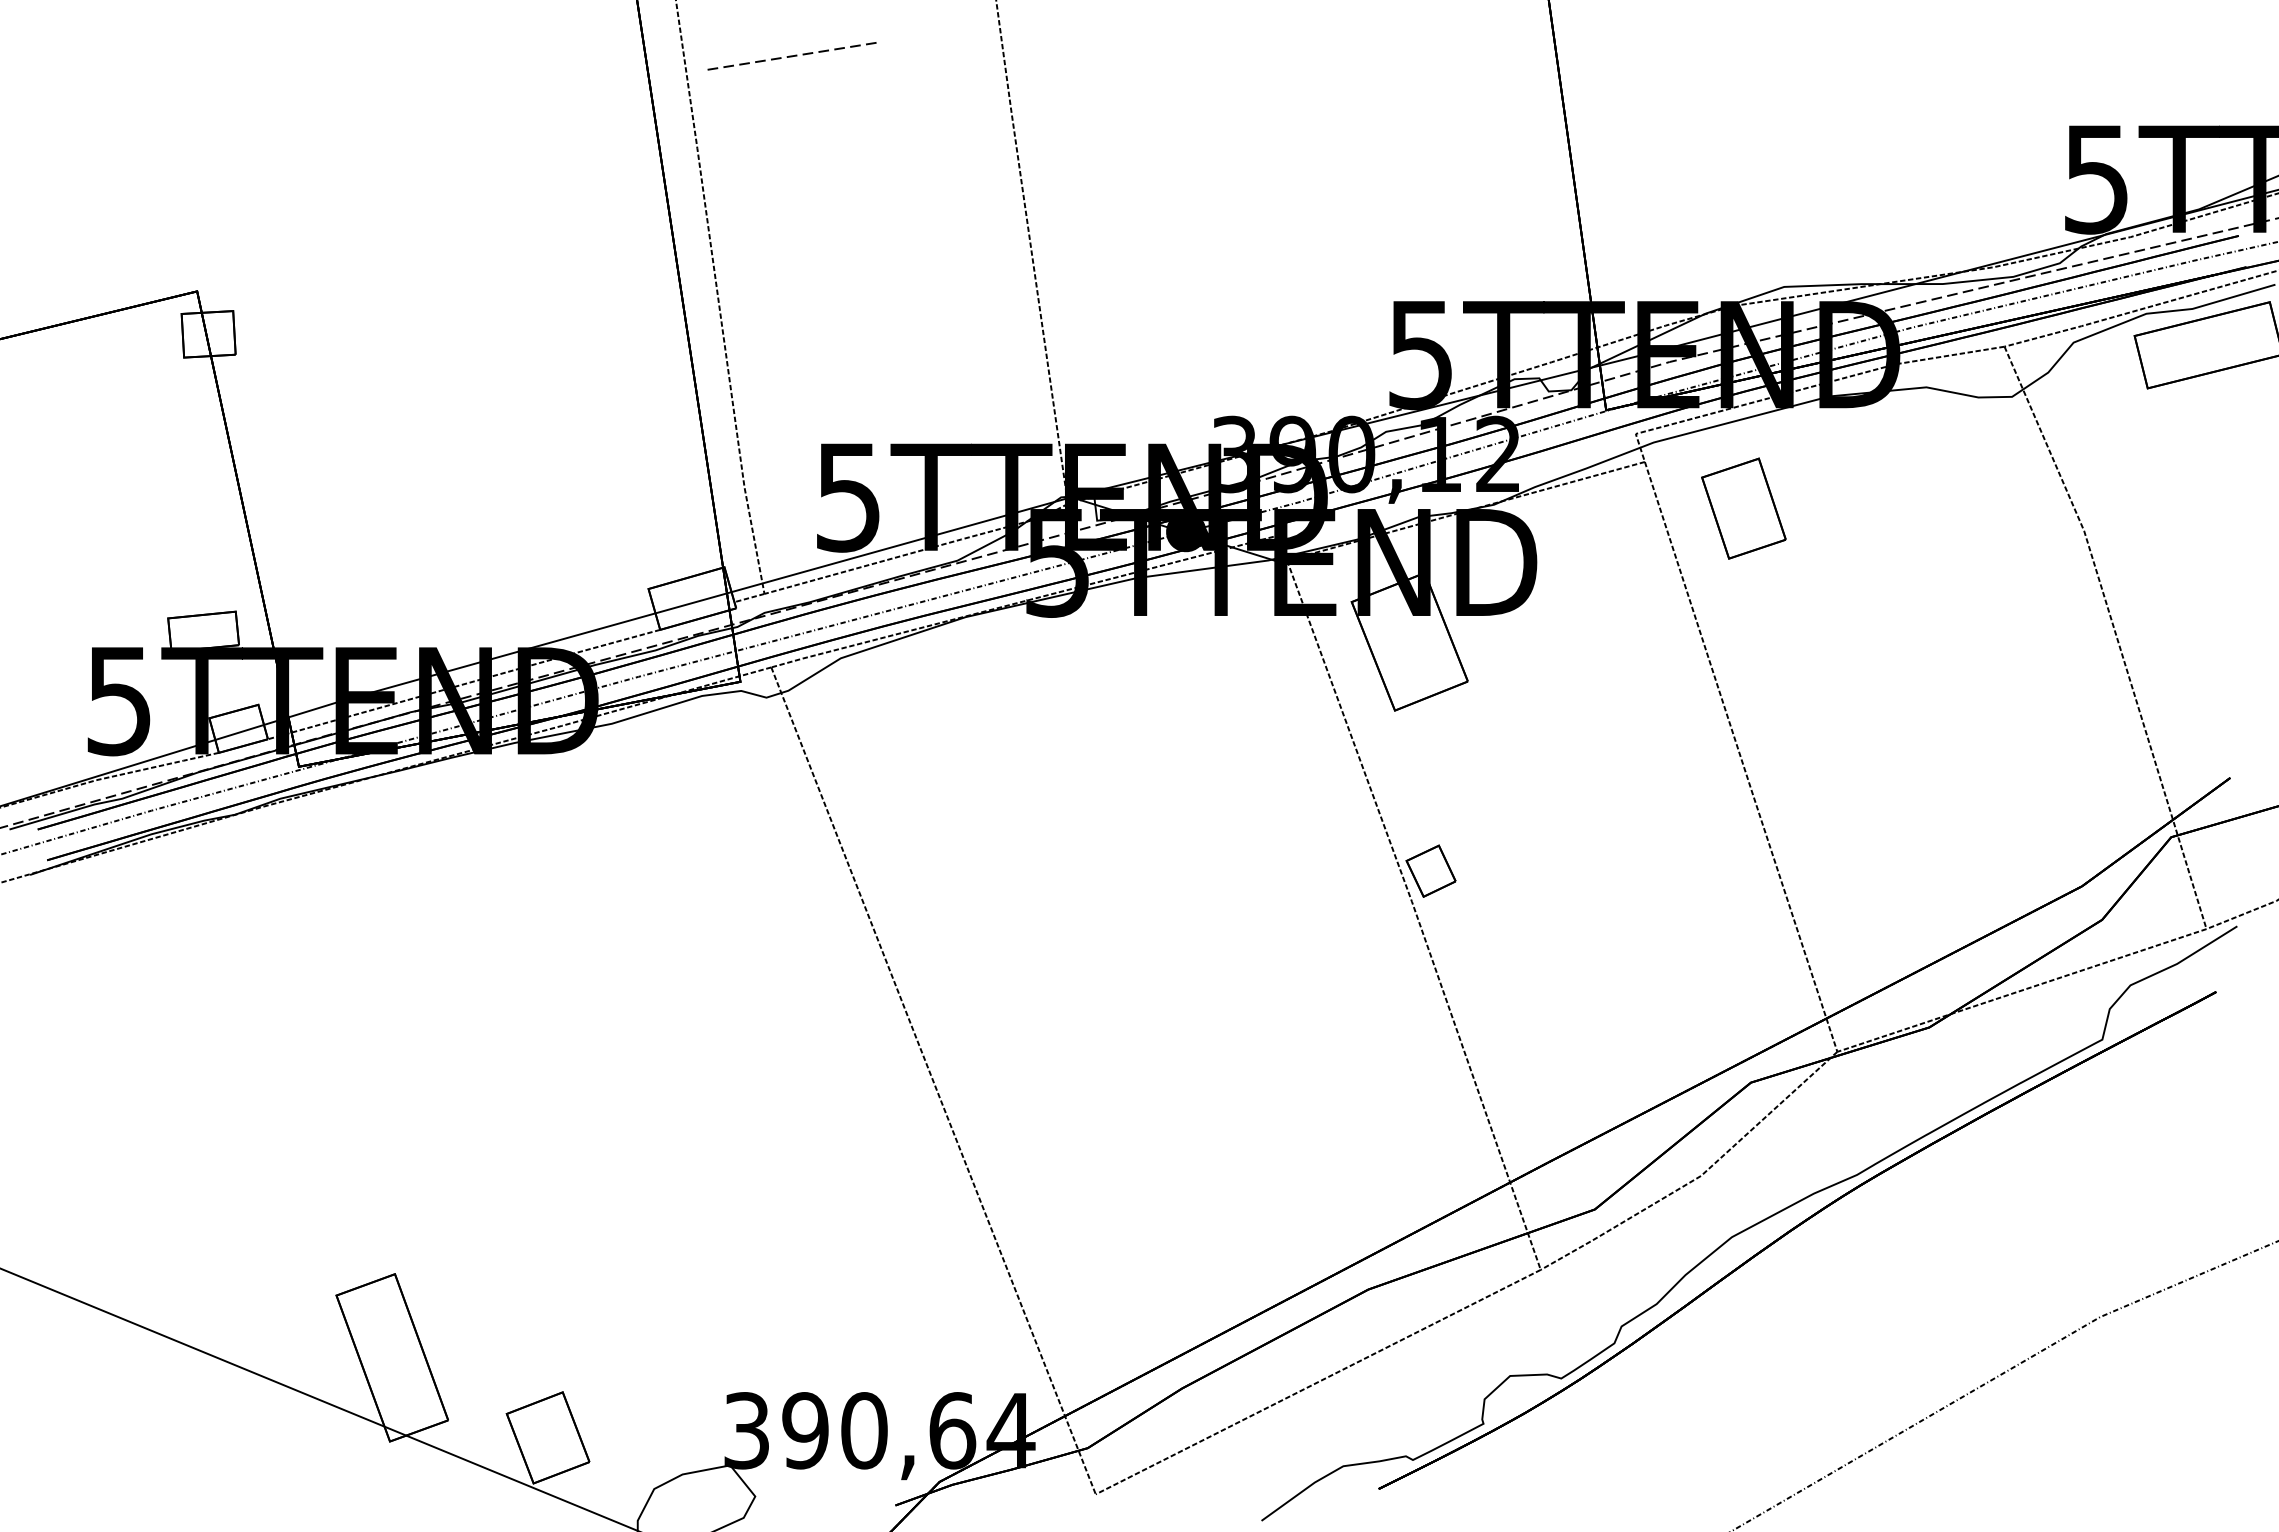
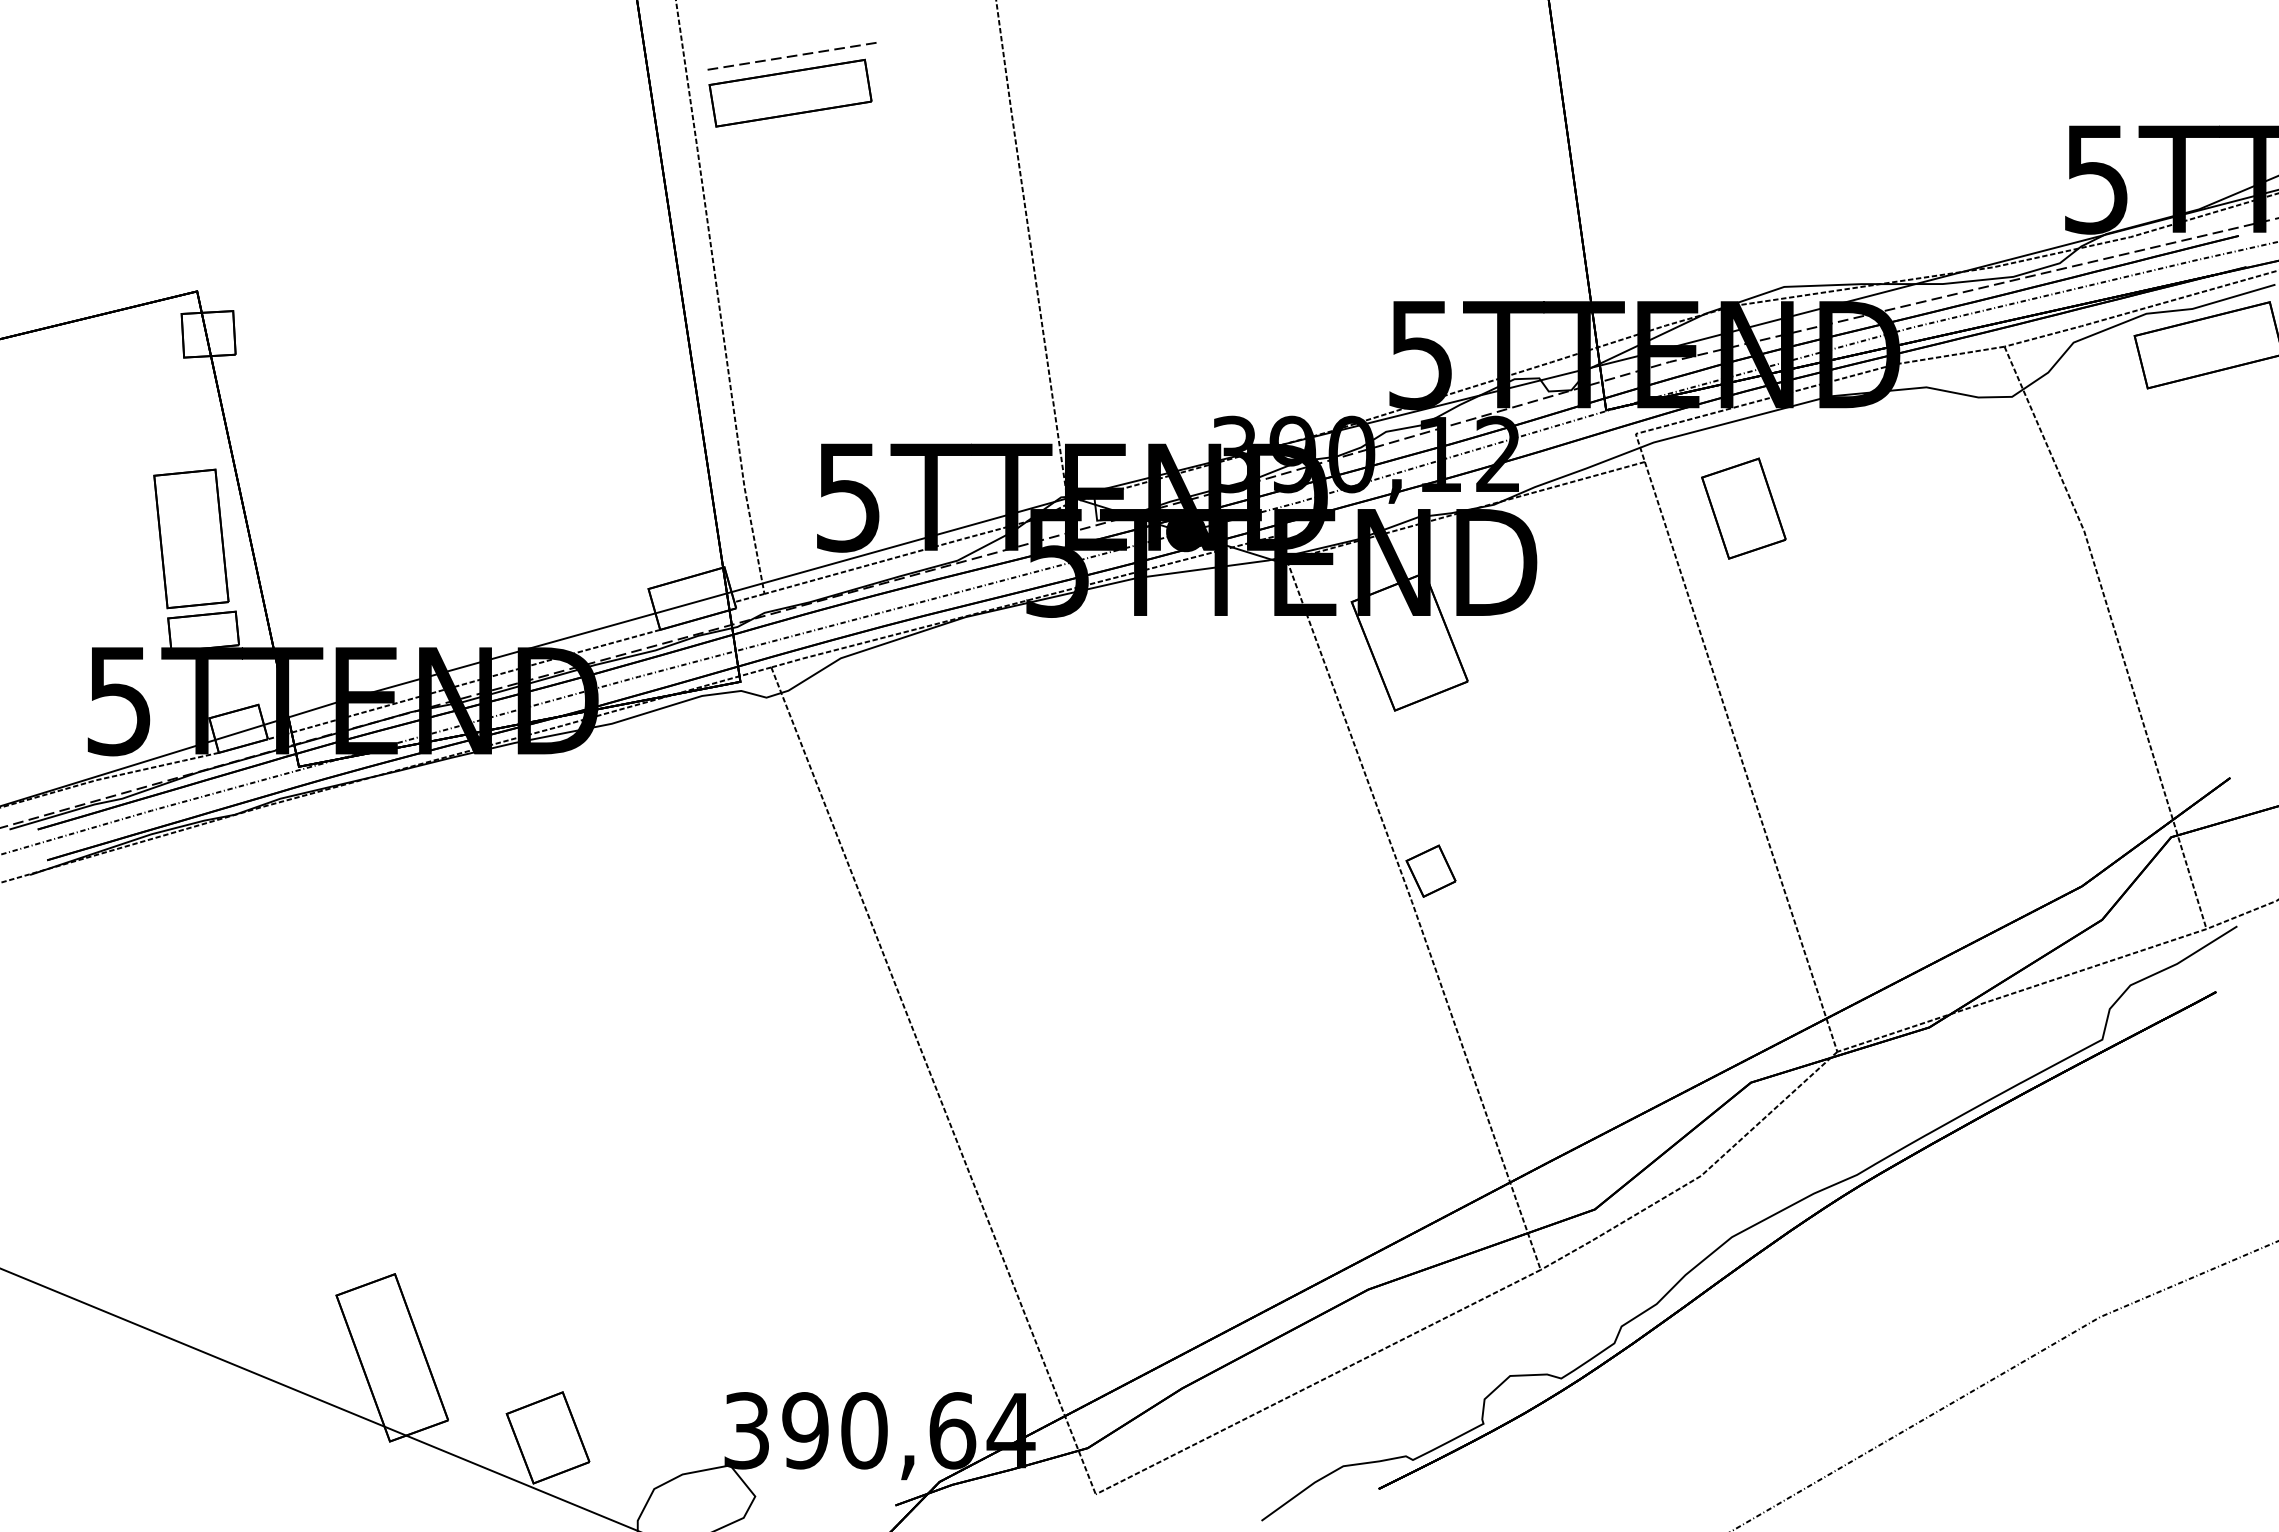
part: none -> present (790, 92)
part: none -> present (191, 538)
